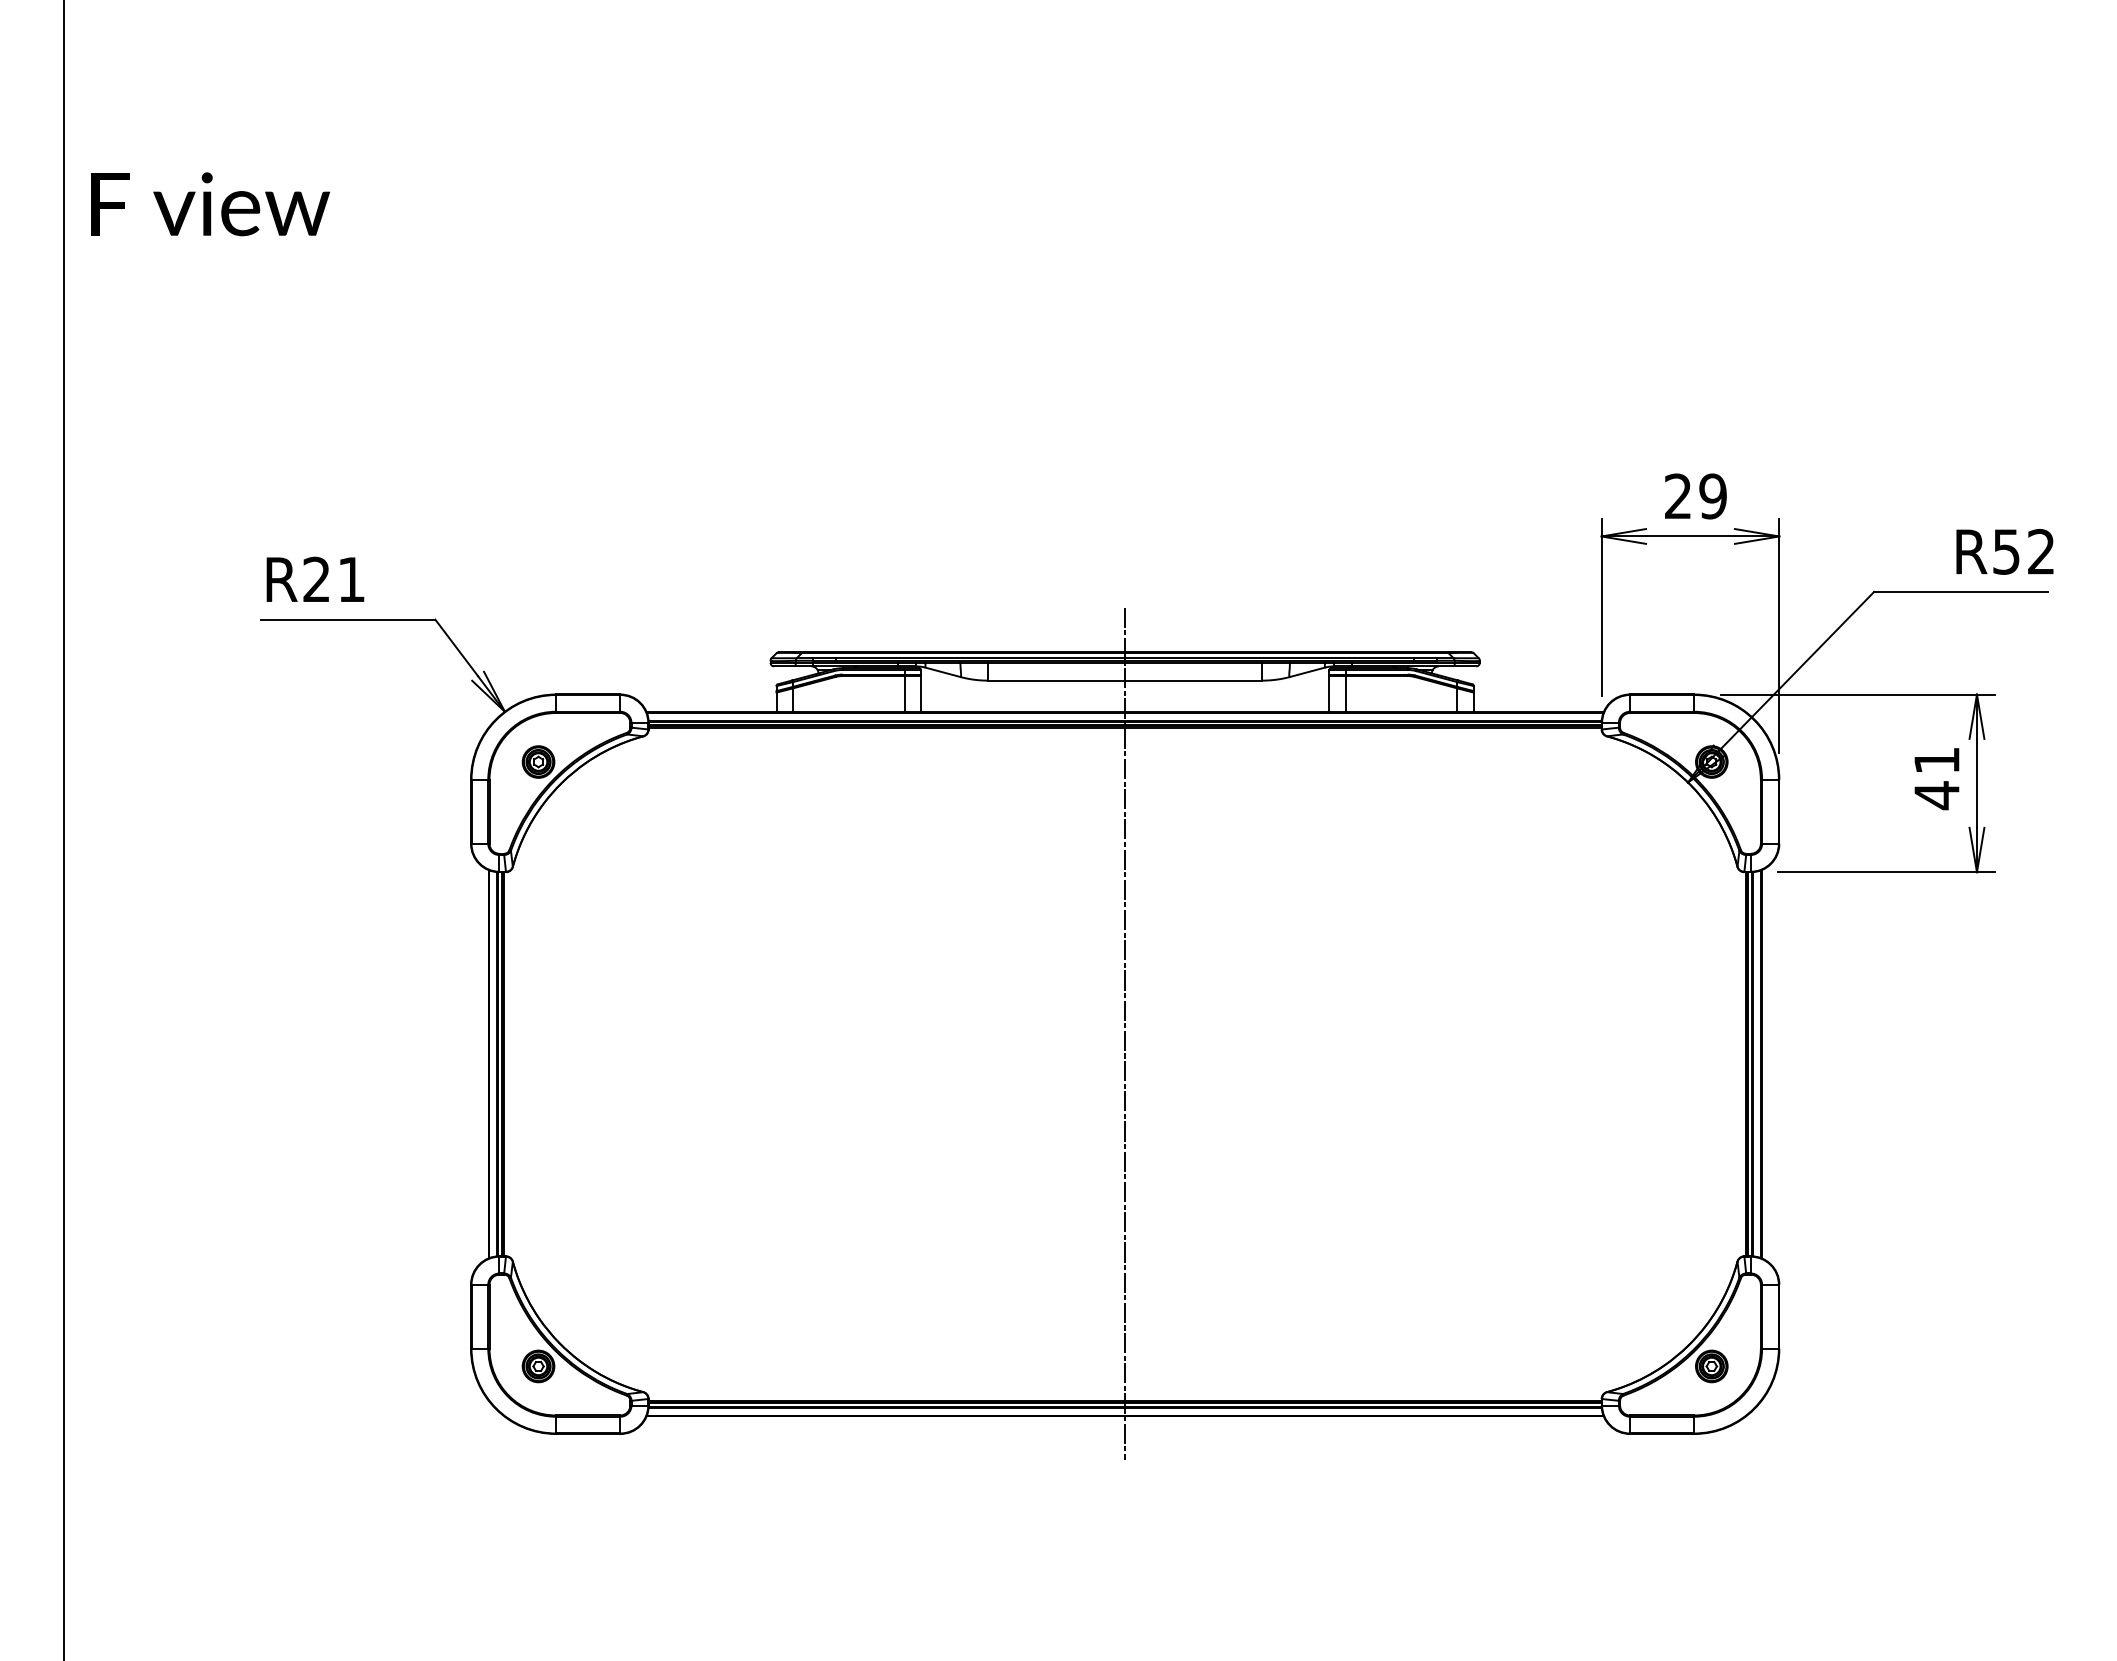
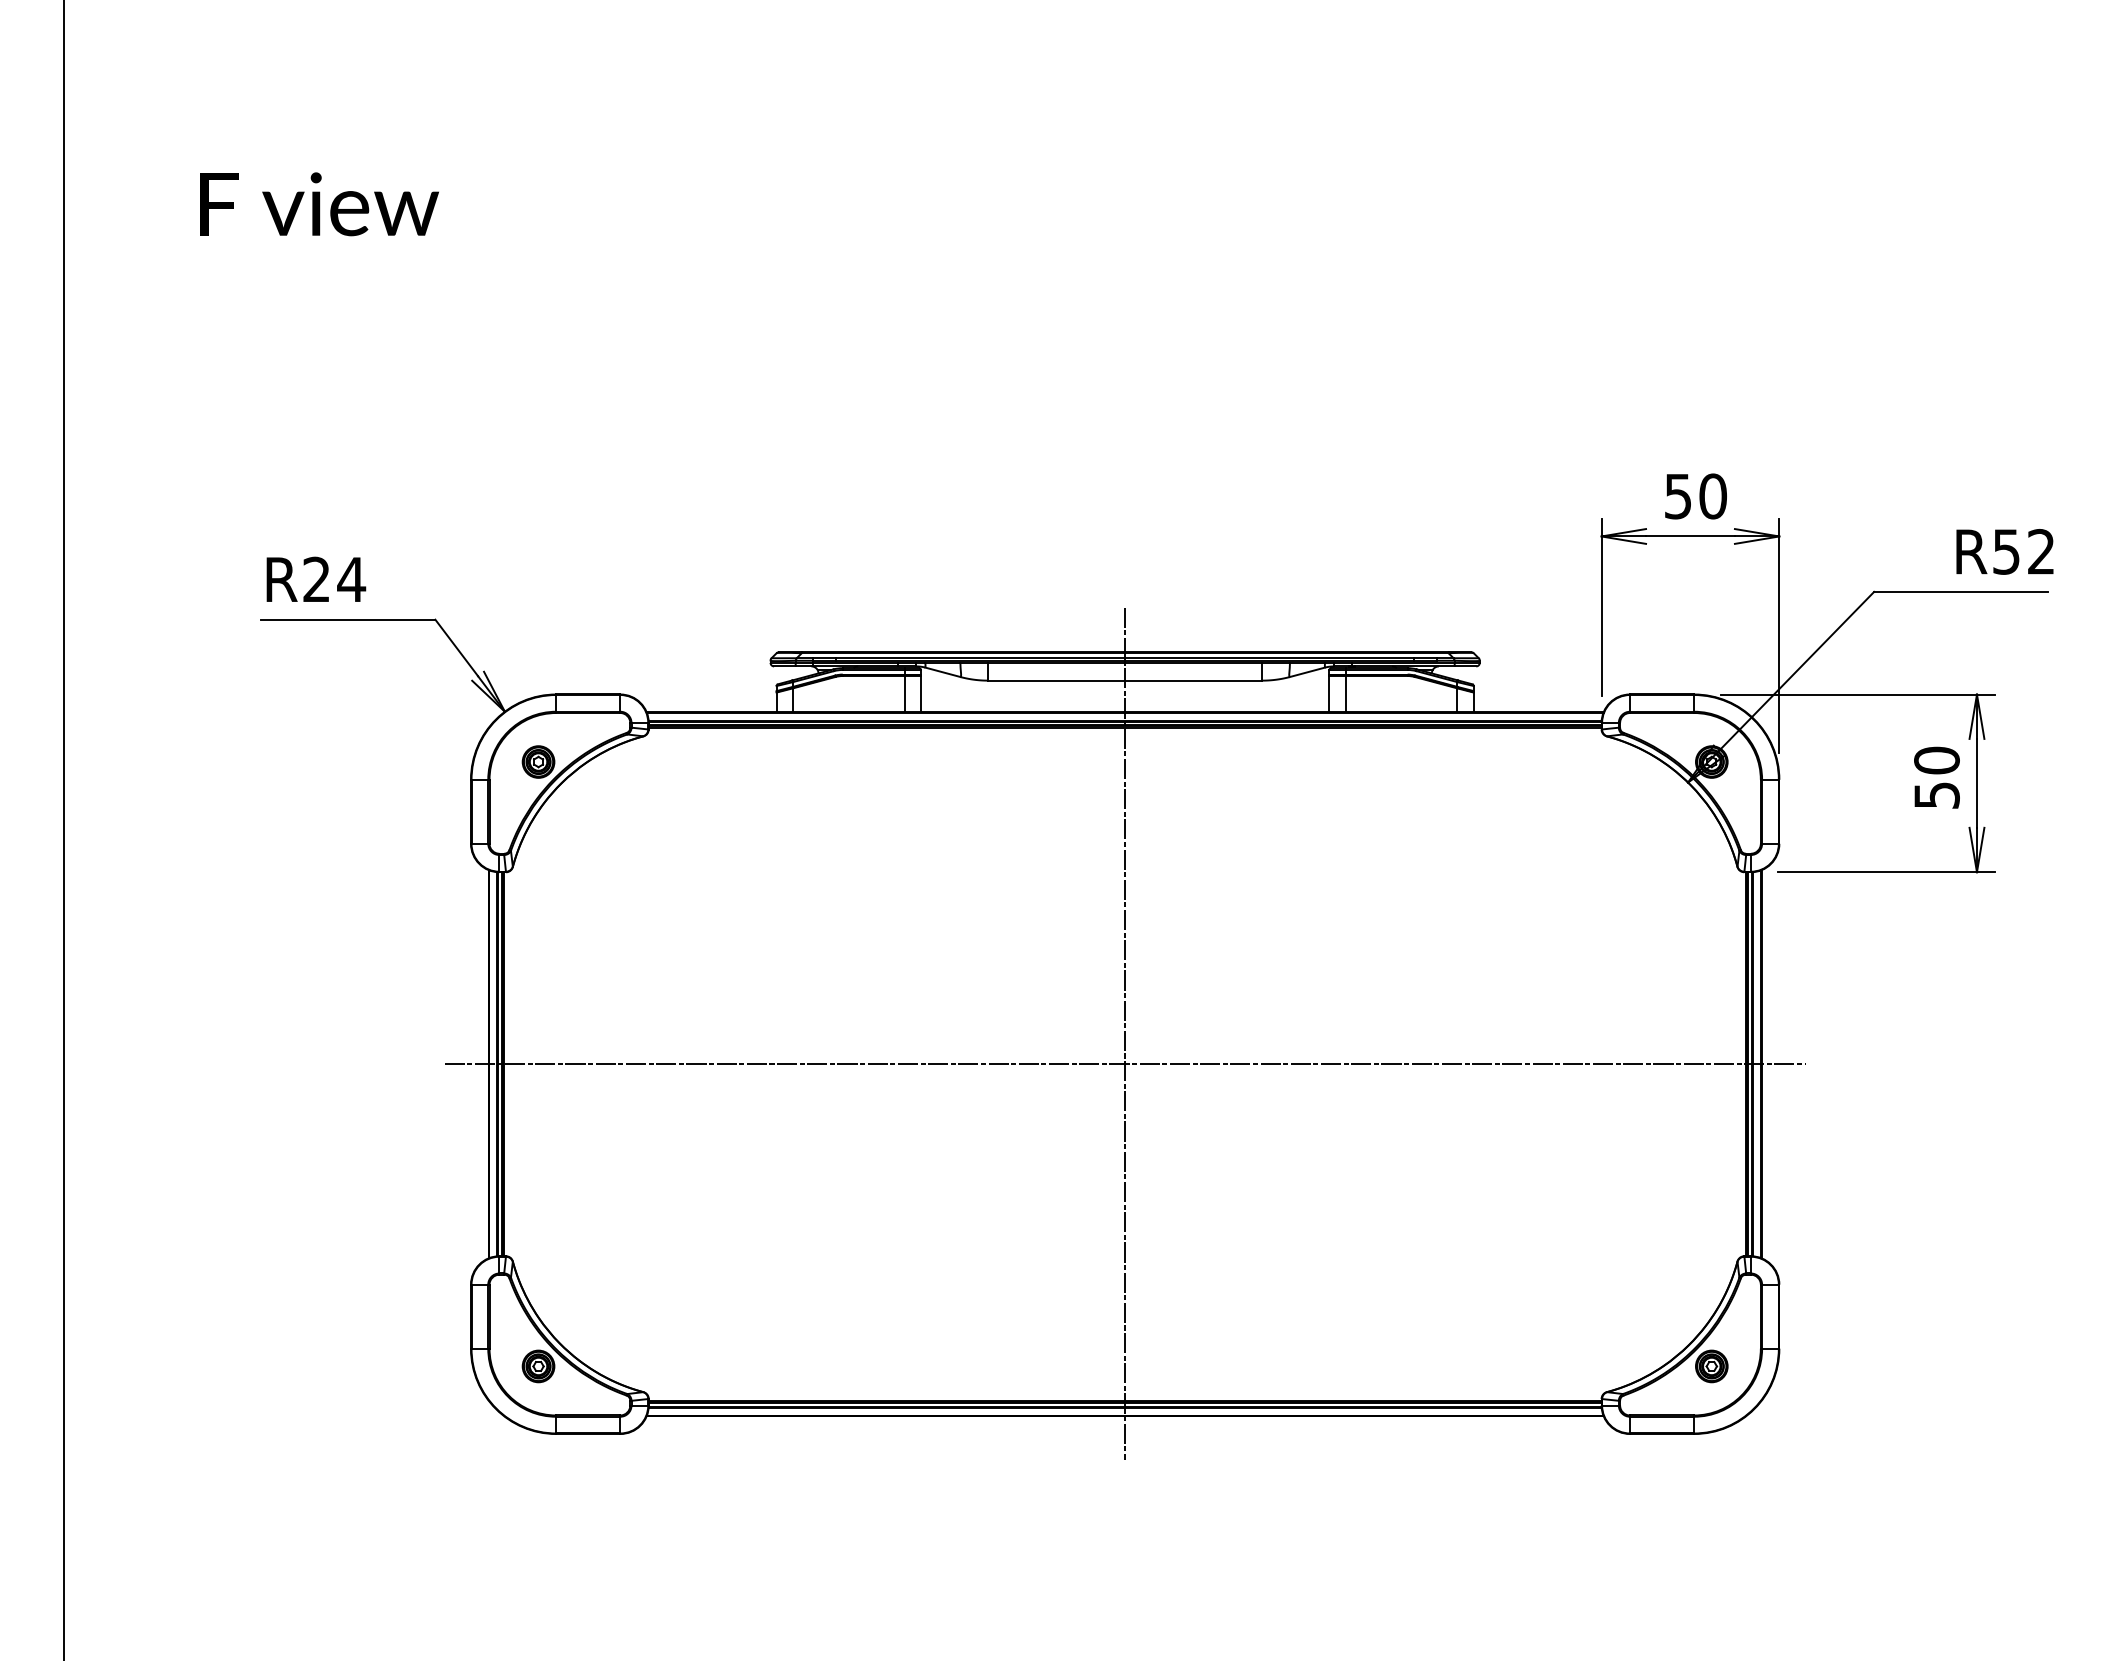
text position: (210, 204) -> (319, 204) (319, 204)
text: 29 -> 50 (1695, 496)
text: R21 -> R24 (351, 579)
text: 41 -> 50 (1936, 778)
line: none -> present (1124, 1064)
